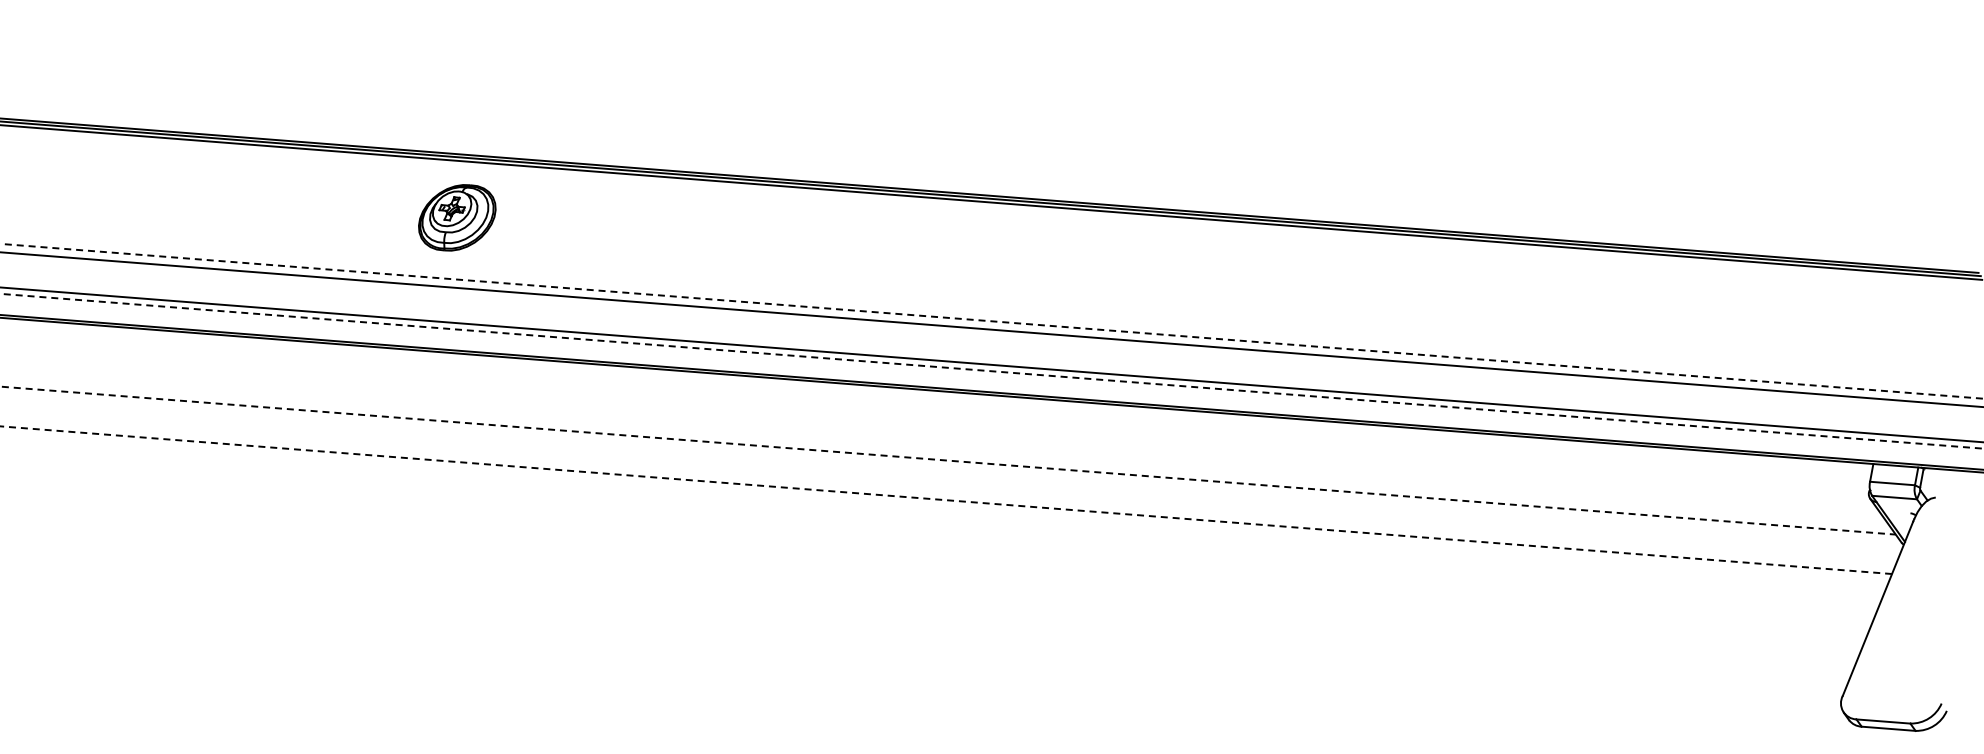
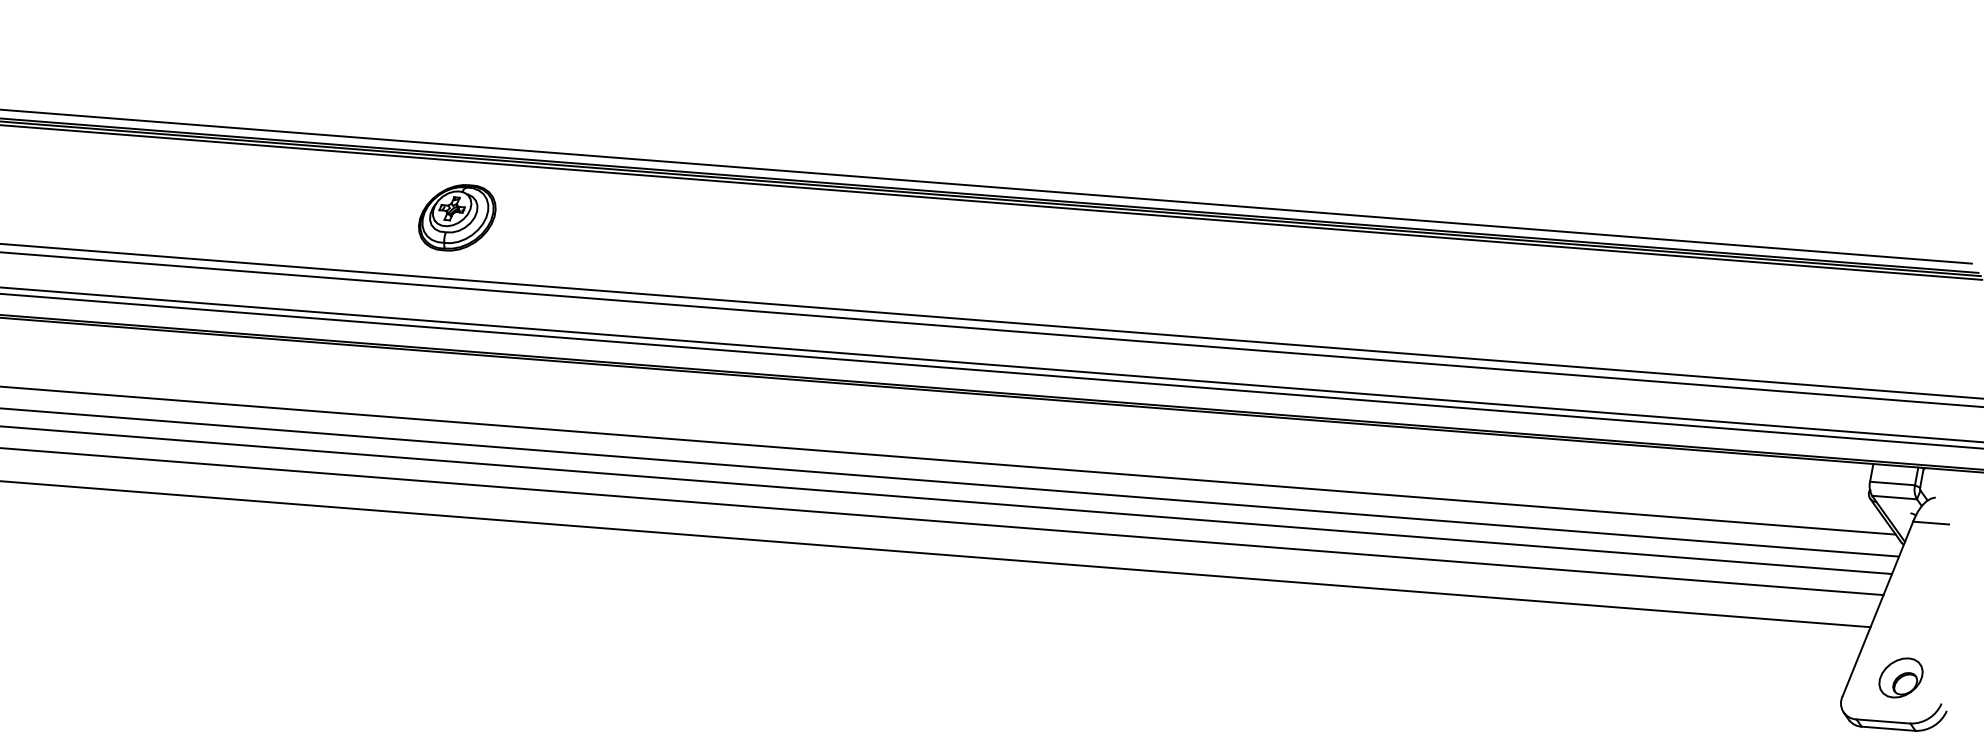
line: none -> present (986, 186)
line: dashed -> solid (992, 321)
line: dashed -> solid (992, 371)
line: dashed -> solid (947, 460)
line: none -> present (950, 482)
line: dashed -> solid (946, 500)
line: none -> present (942, 521)
line: none -> present (1931, 522)
line: none -> present (936, 554)
part: none -> present (1900, 677)
